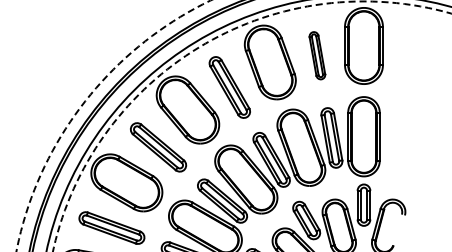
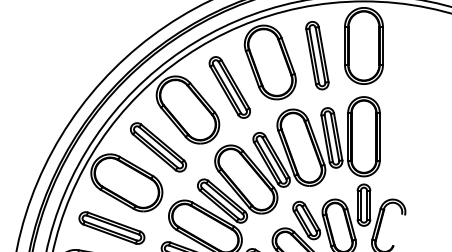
part size: 19x50 px -> 25x70 px (317, 55)
circle: dashed -> solid (113, 125)
circle: dashed -> solid (251, 126)
